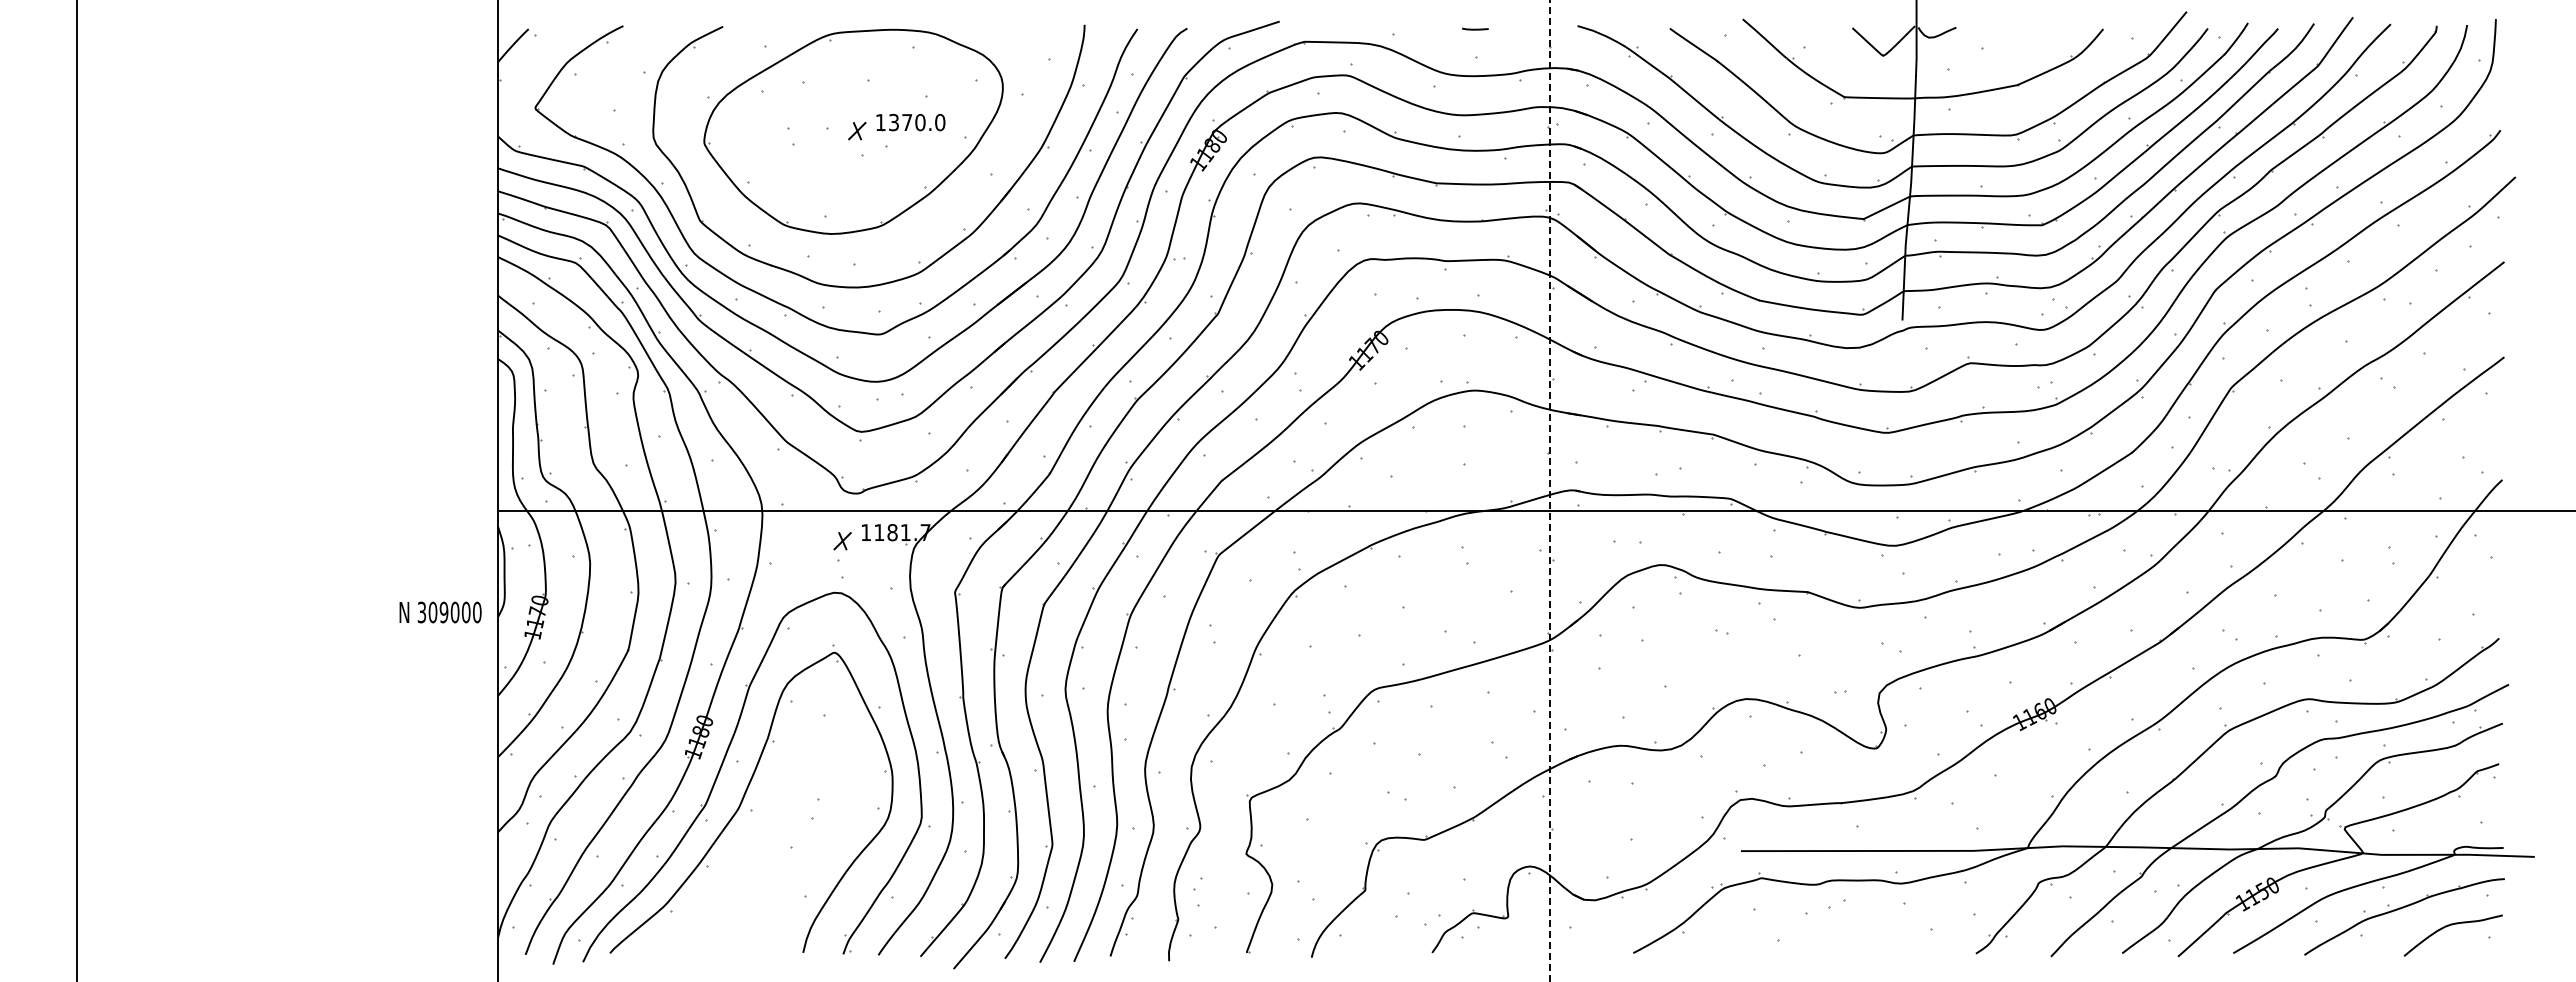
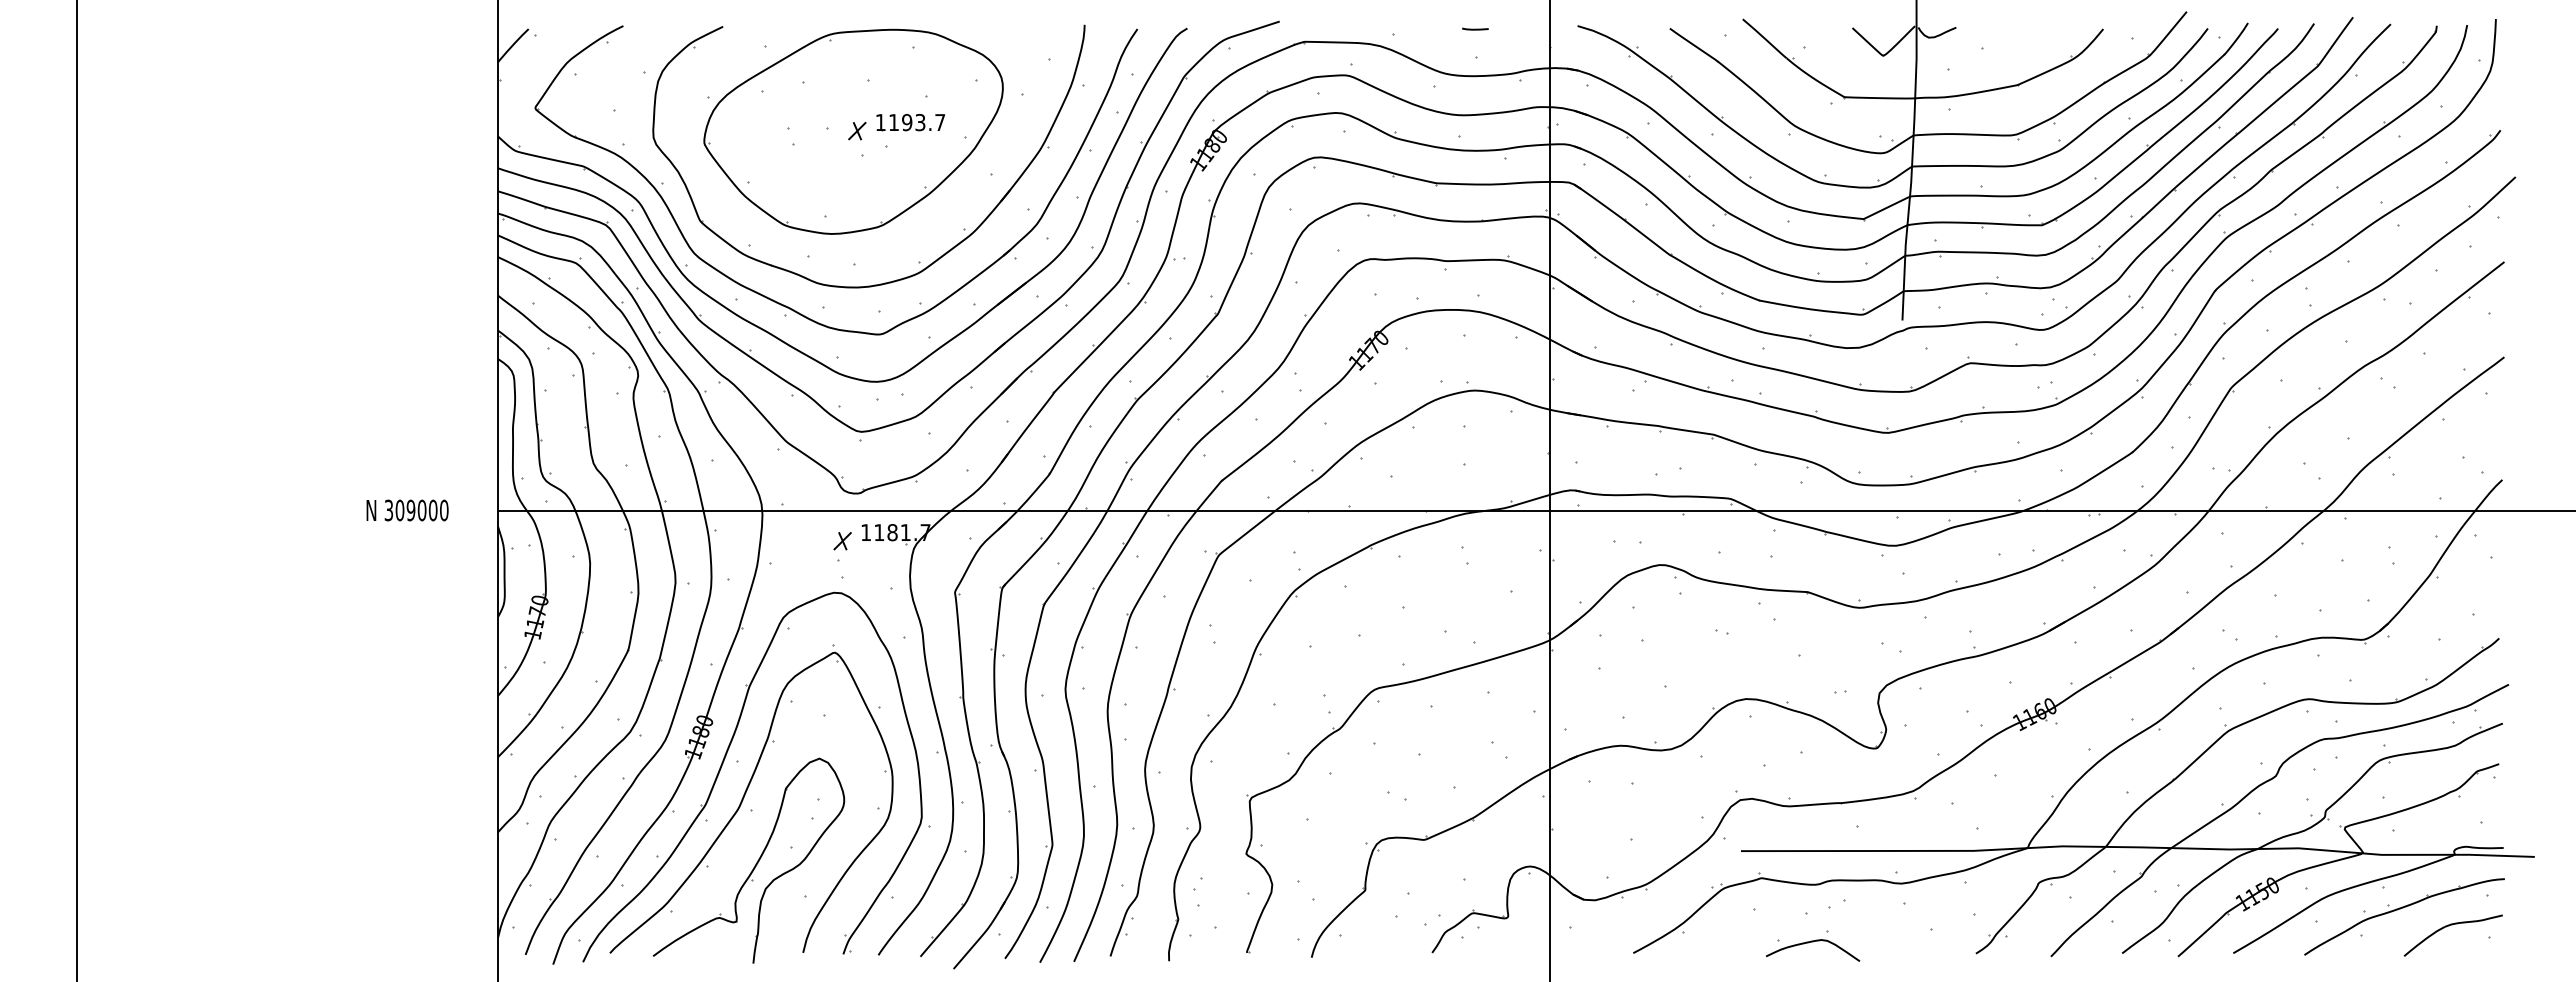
text: 1370.0 -> 1193.7 (917, 122)
line: dashed -> solid (1549, 490)
text position: (440, 612) -> (407, 510) (407, 510)
part: none -> present (754, 865)
part: none -> present (1813, 945)
